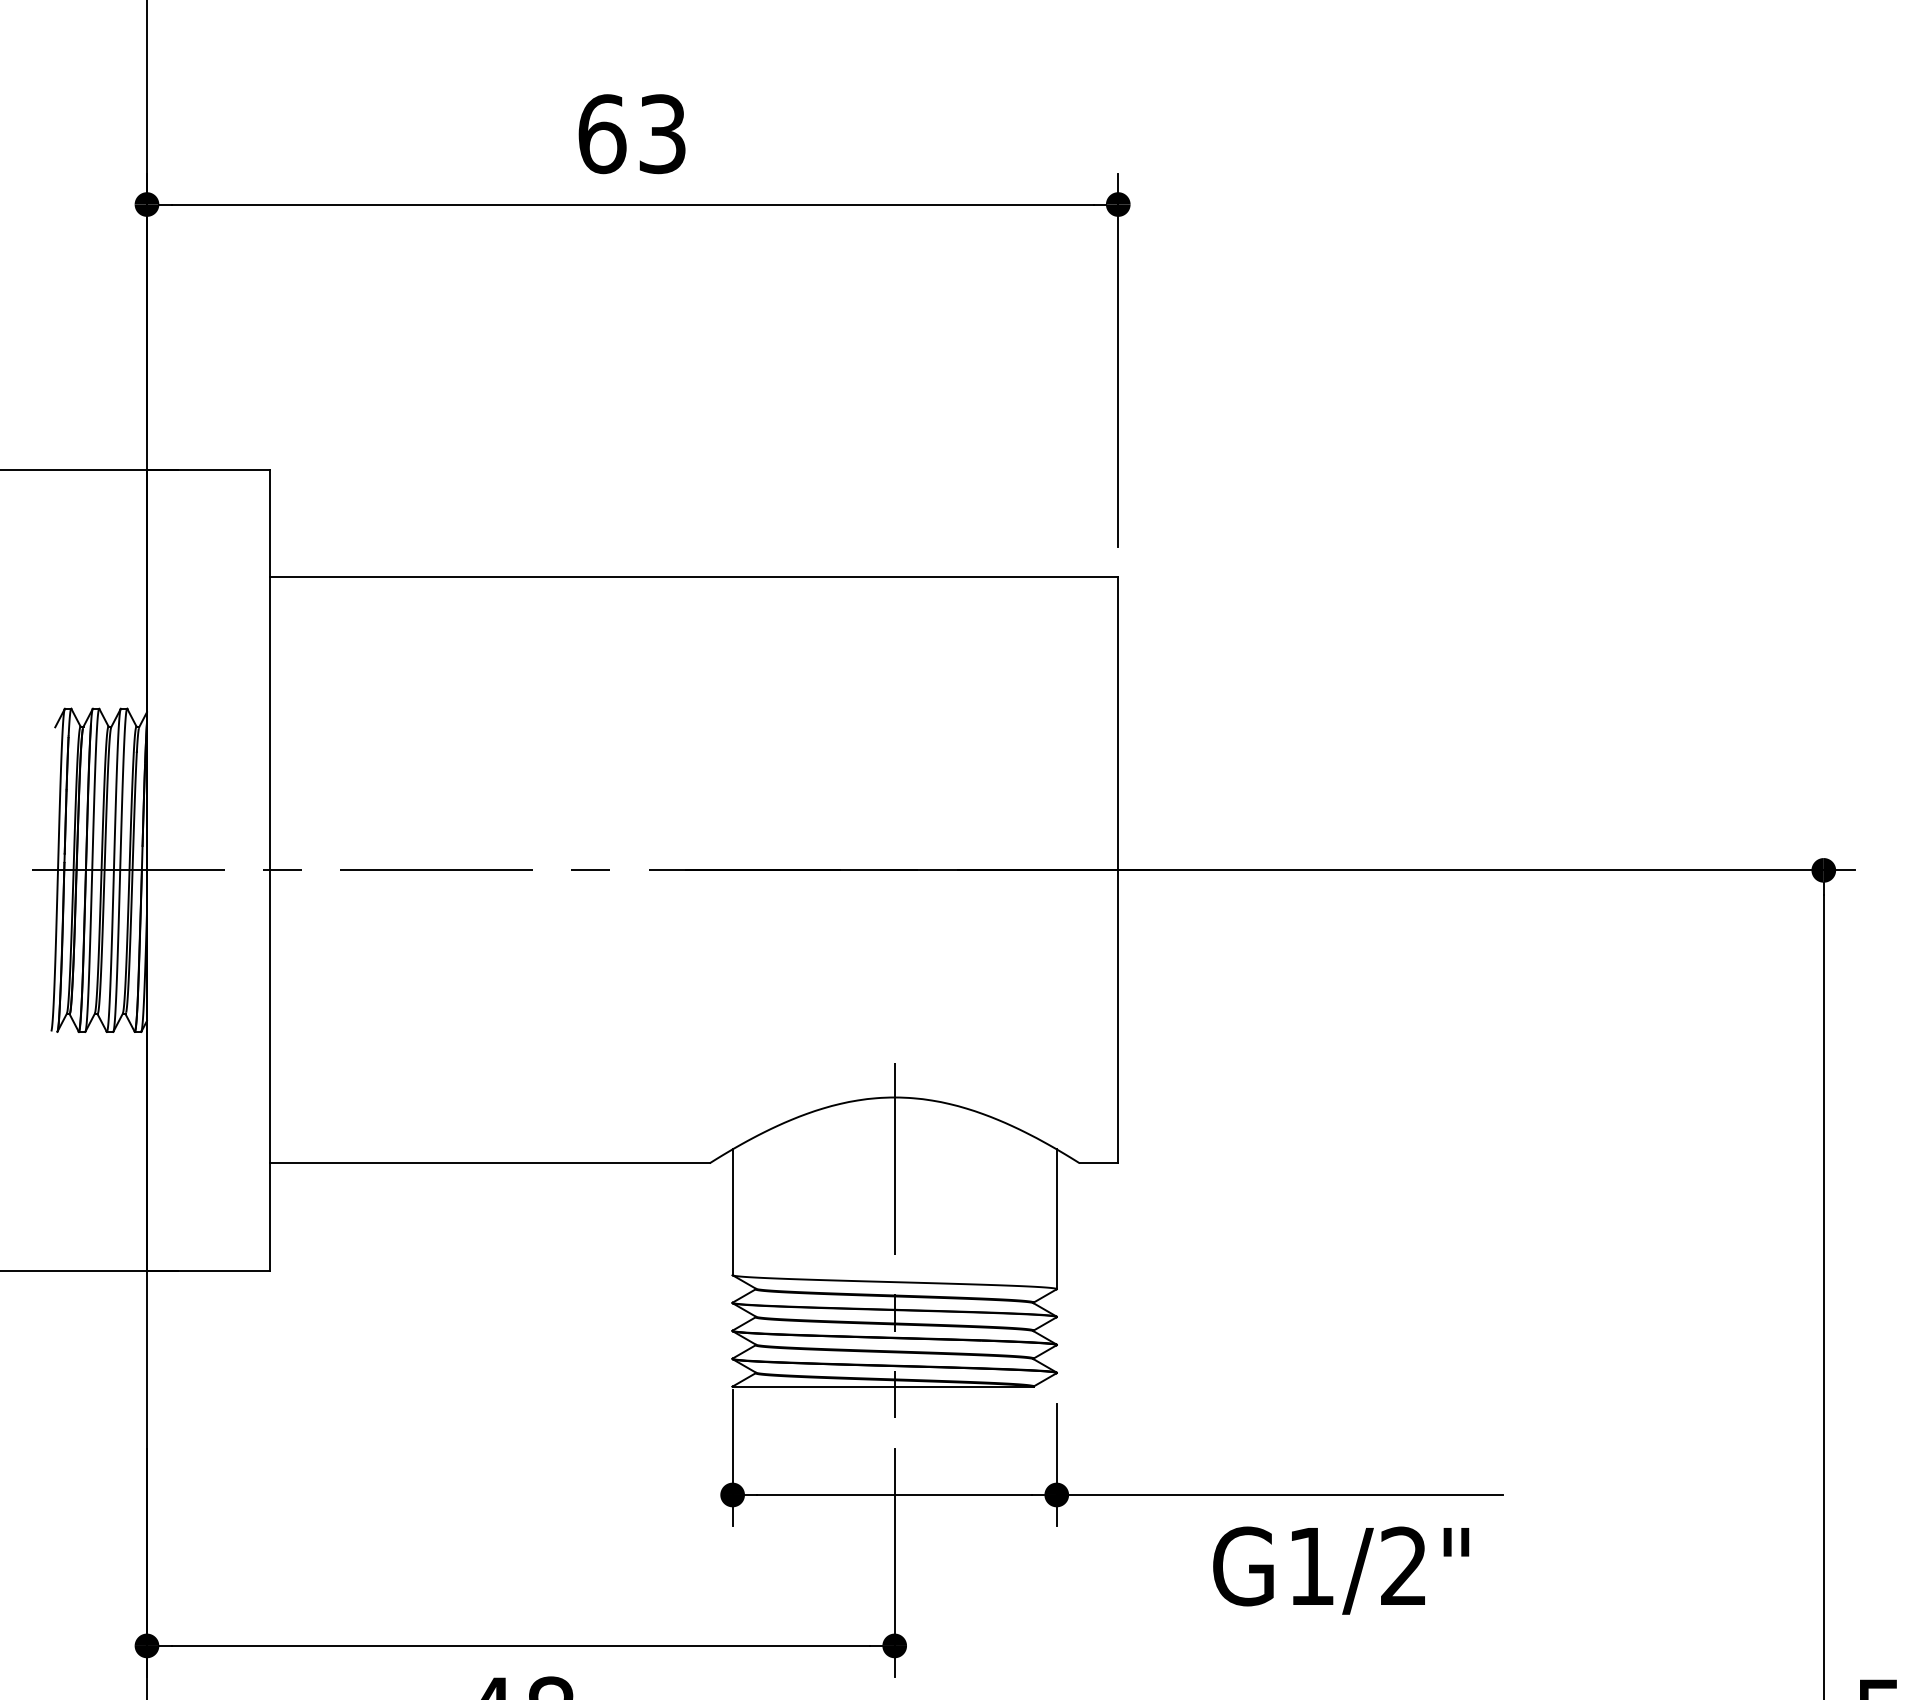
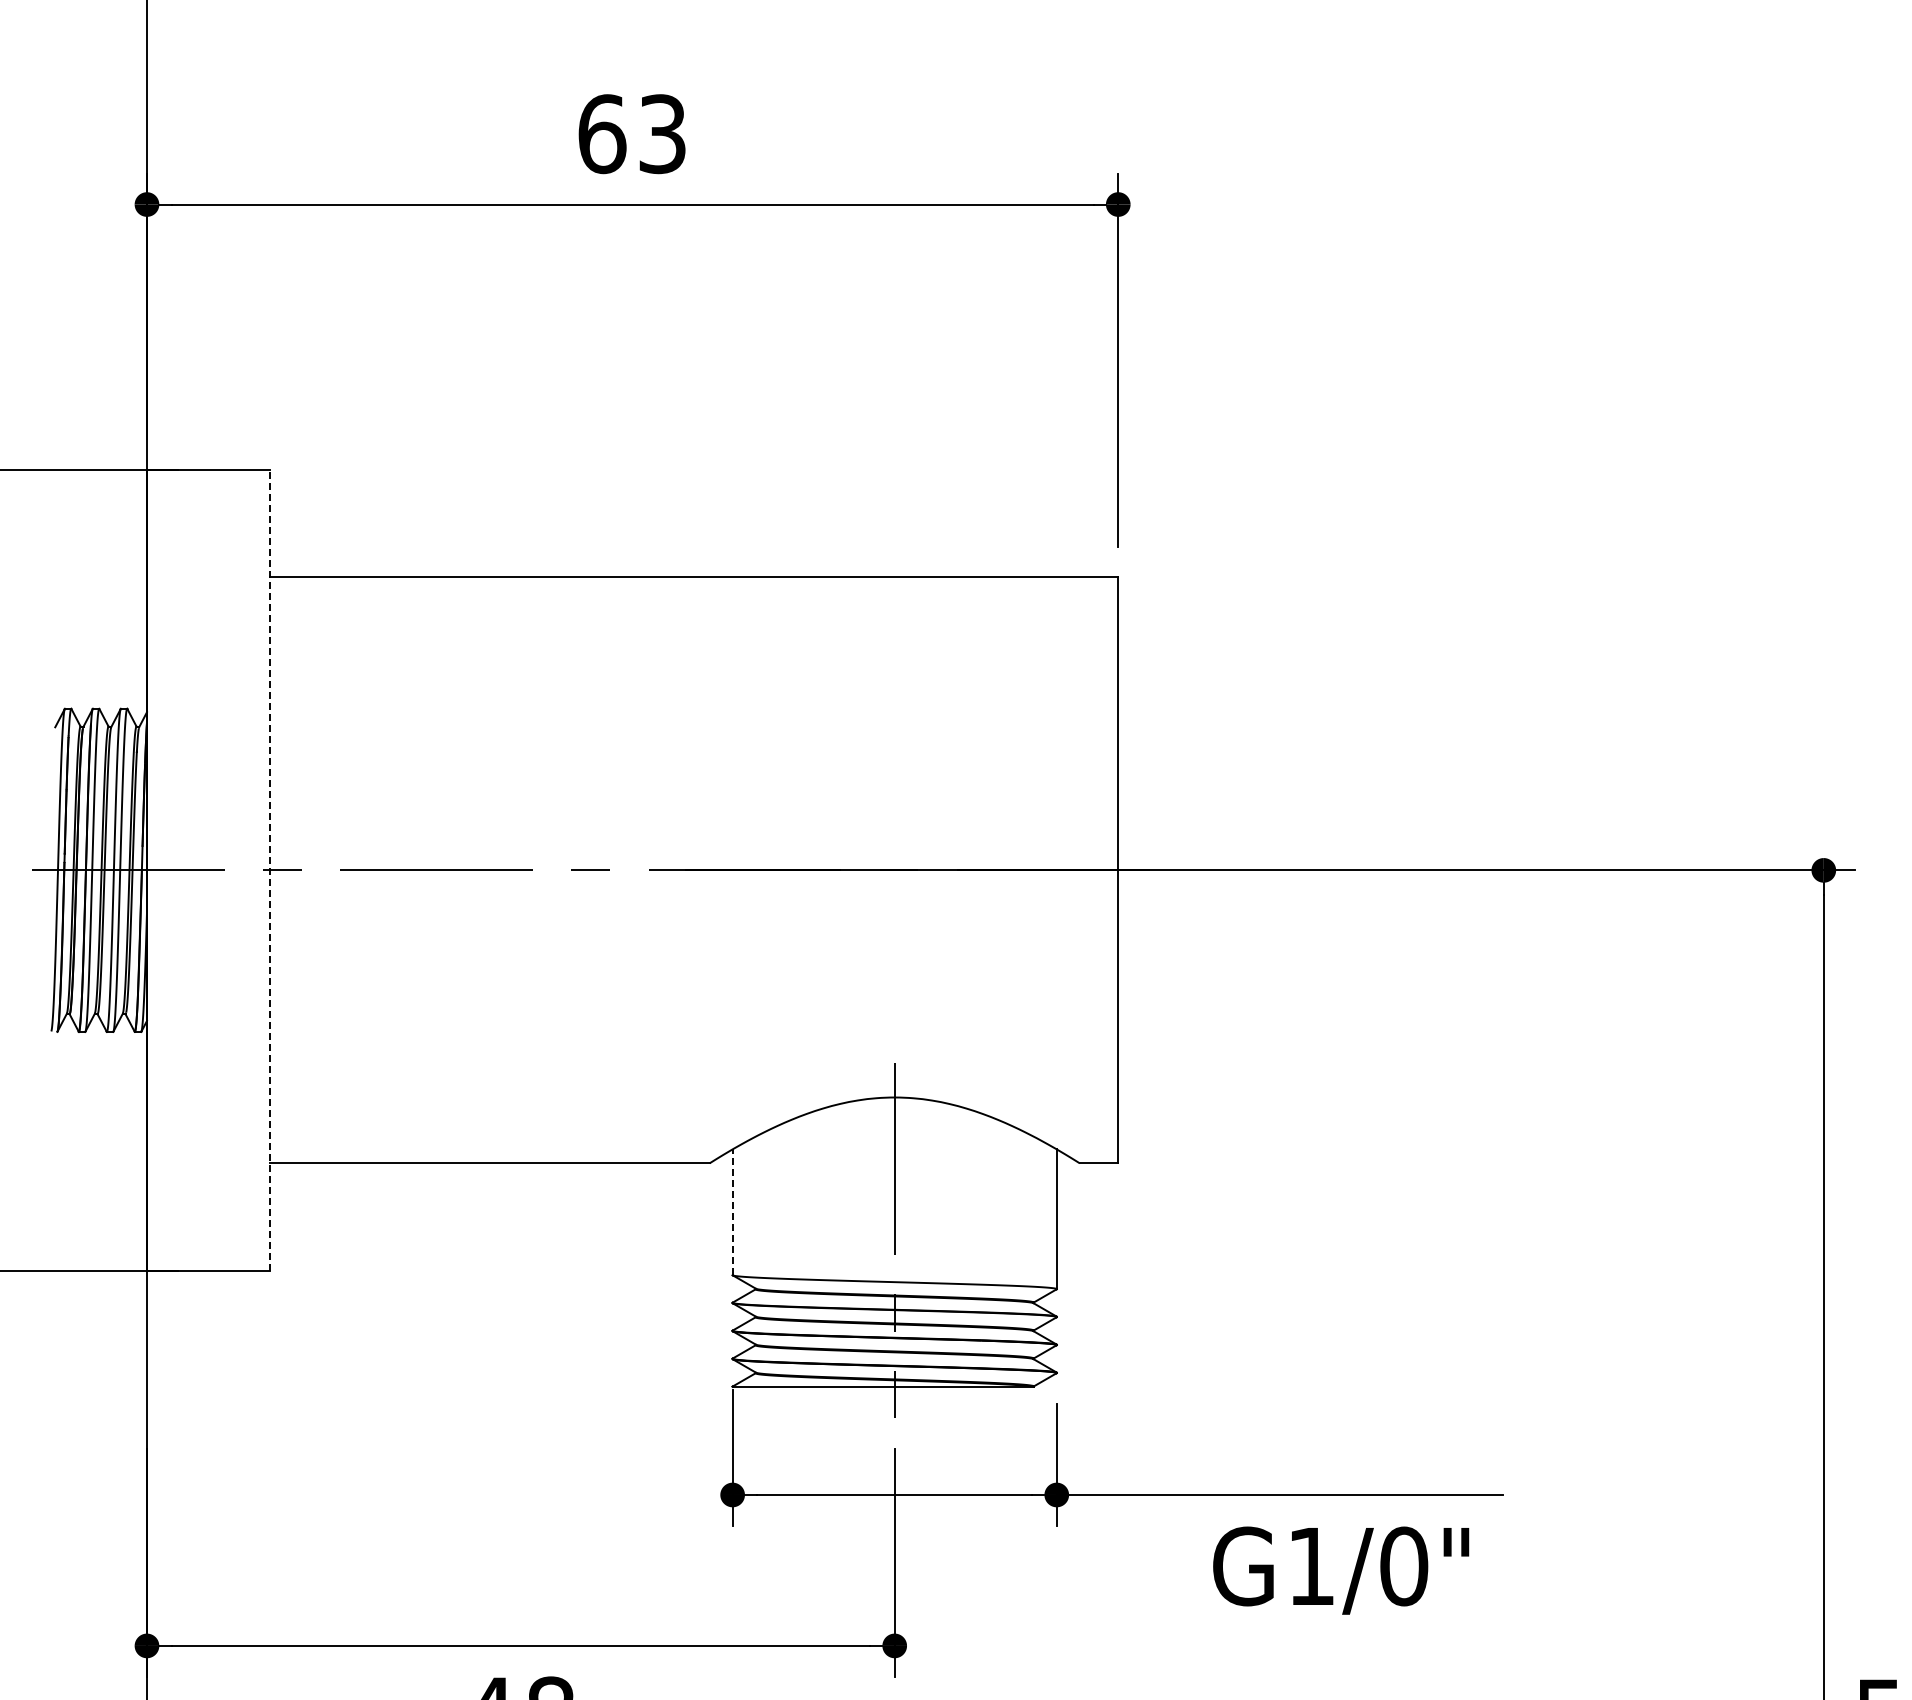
line: solid -> dashed (270, 870)
line: solid -> dashed (732, 1212)
text: G1/2" -> G1/0" (1404, 1566)
